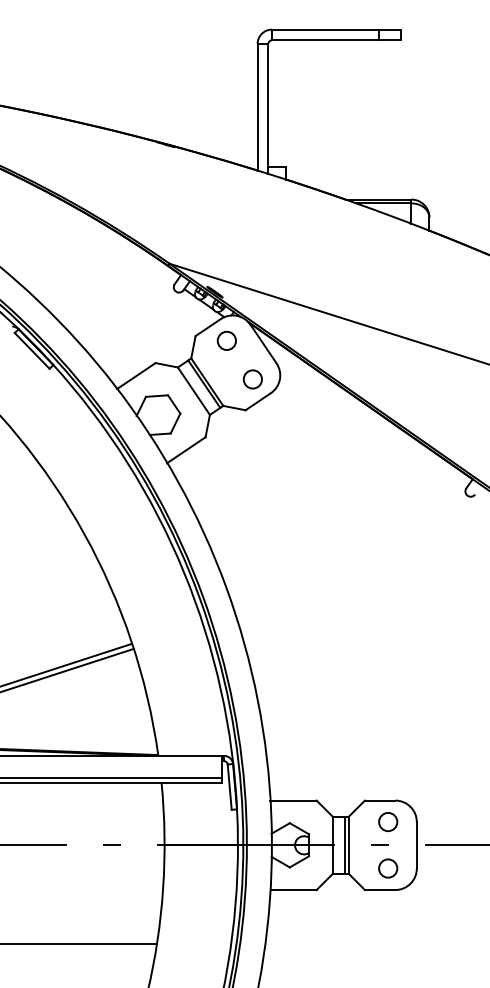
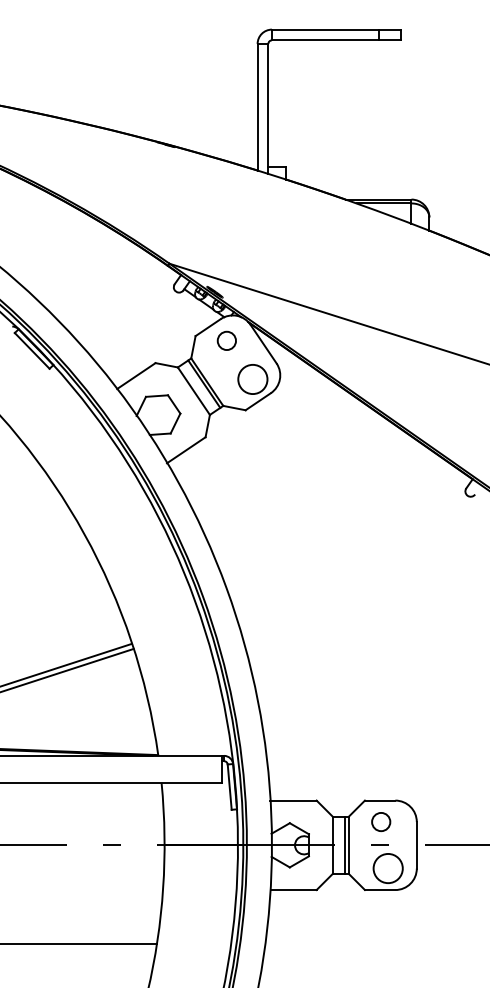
circle diameter: 18 px -> 29 px (252, 379)
line: present -> none (111, 777)
circle position: (388, 822) -> (381, 822) (381, 822)
circle diameter: 18 px -> 29 px (387, 868)
